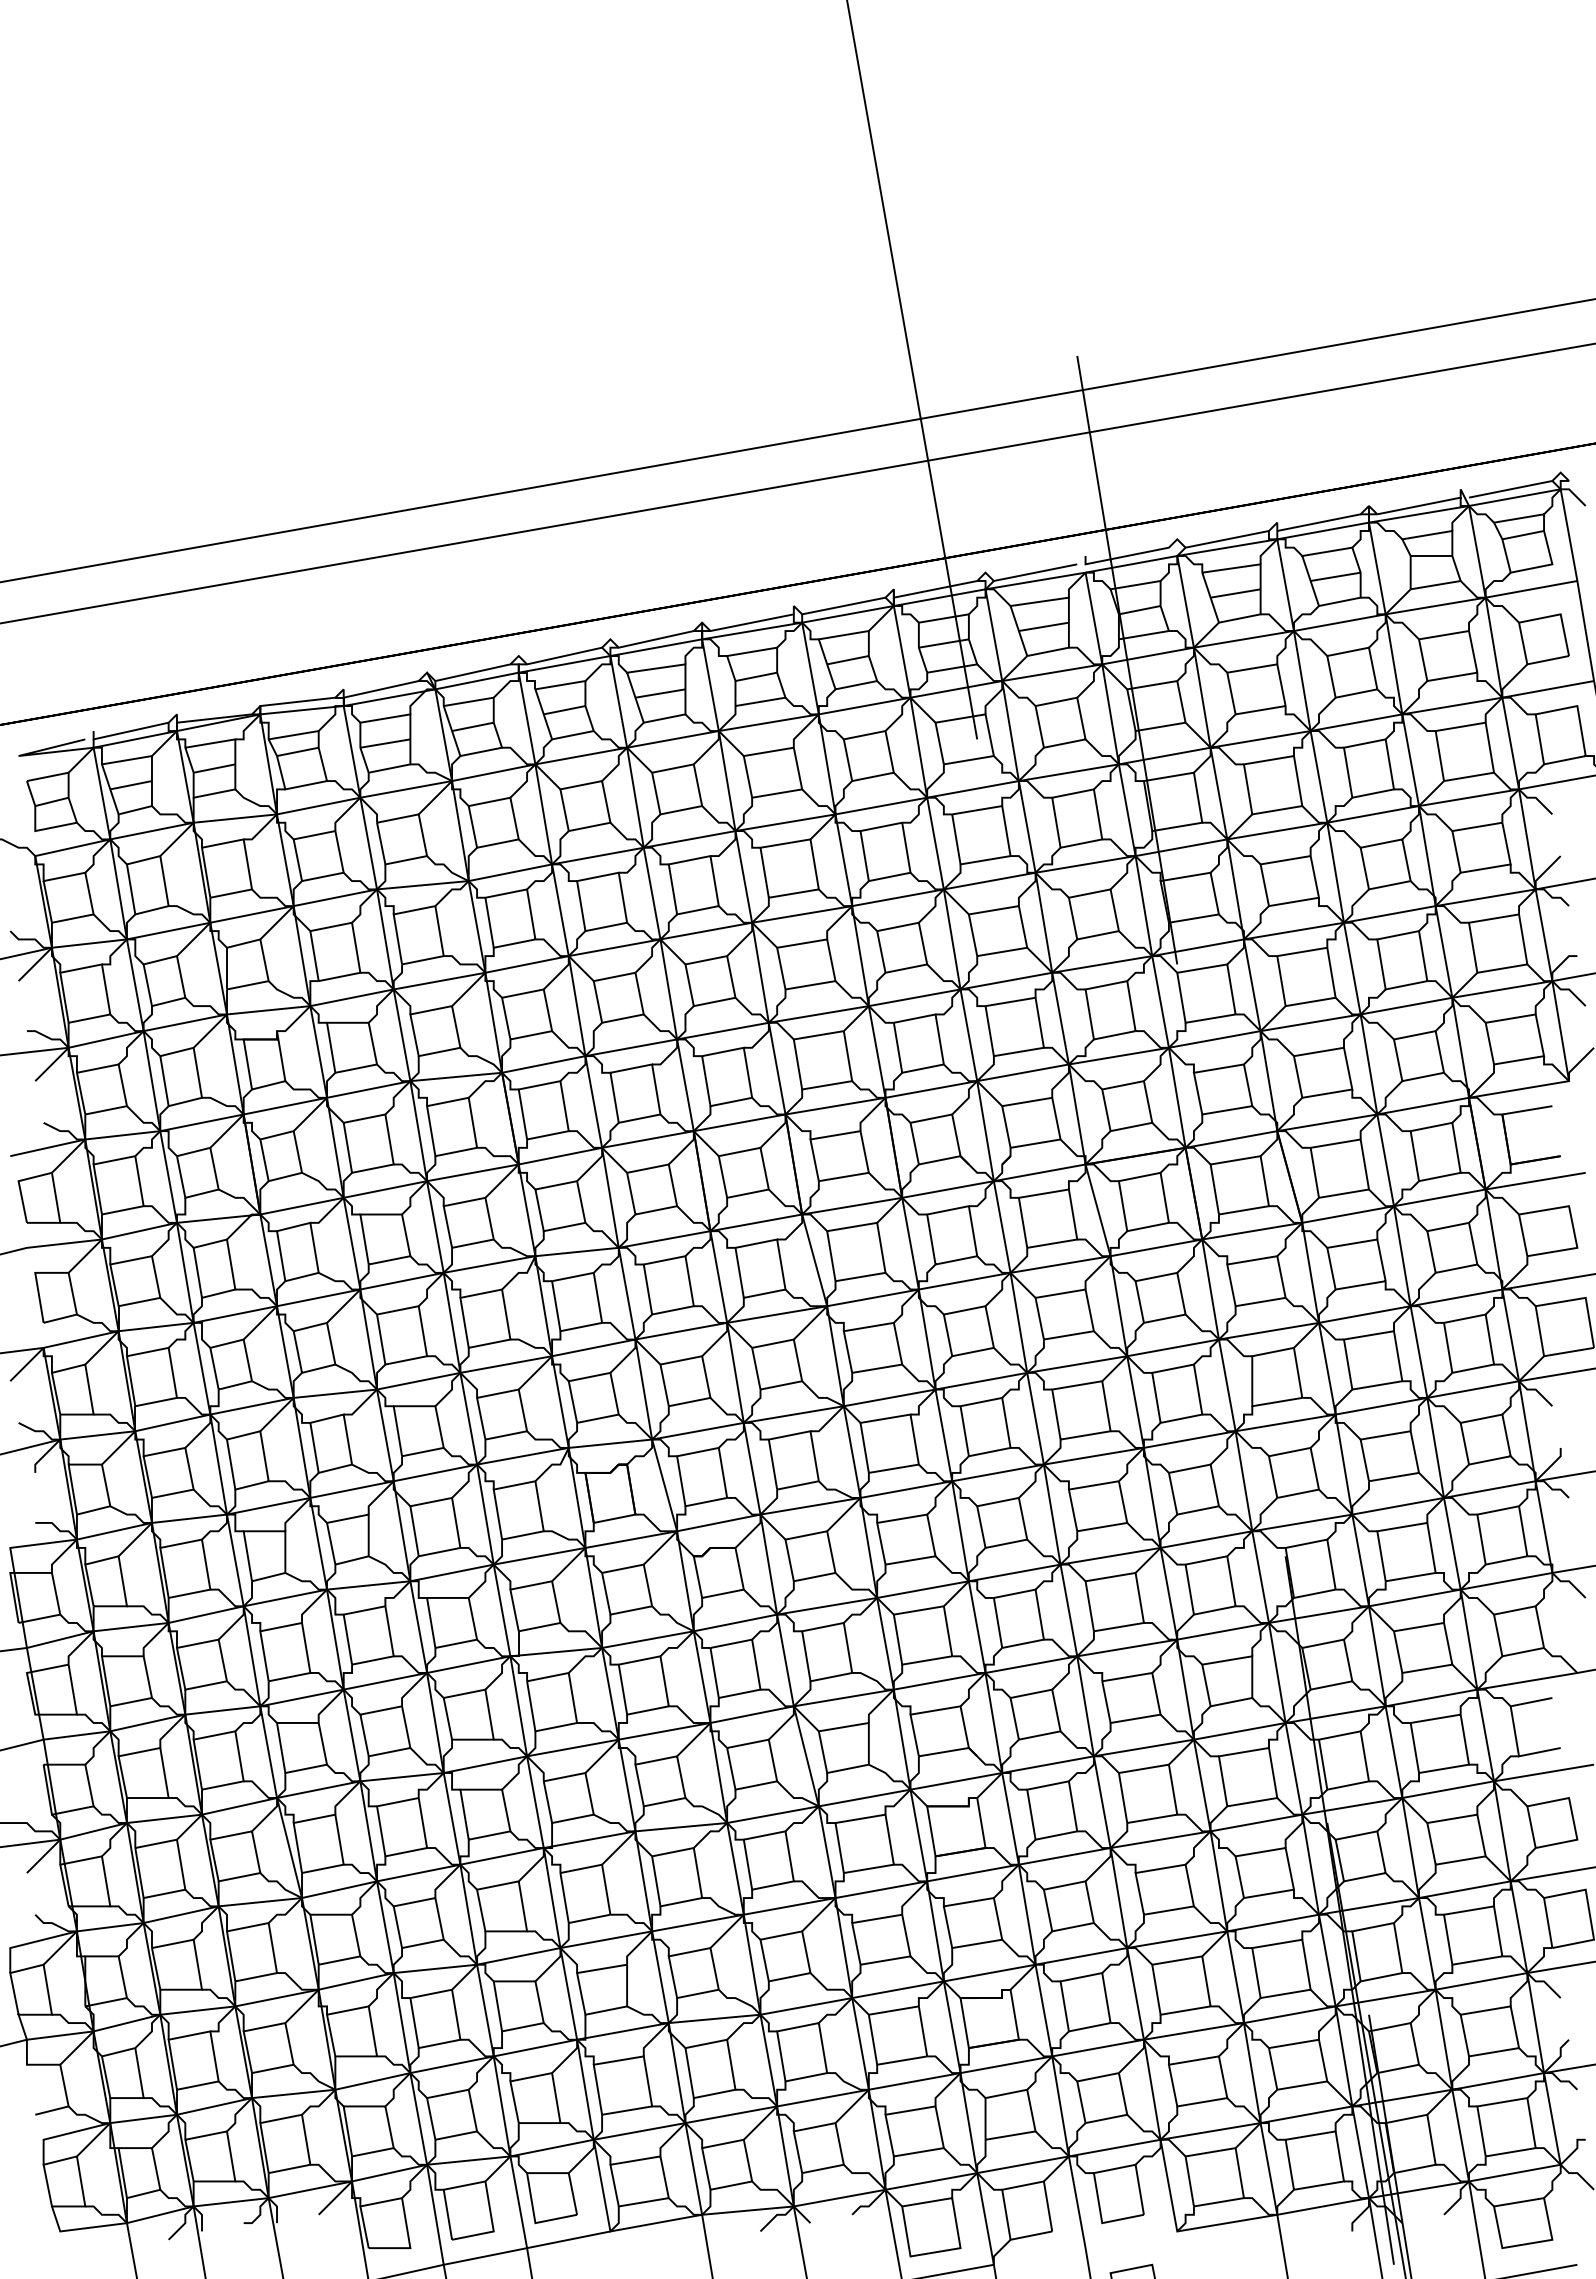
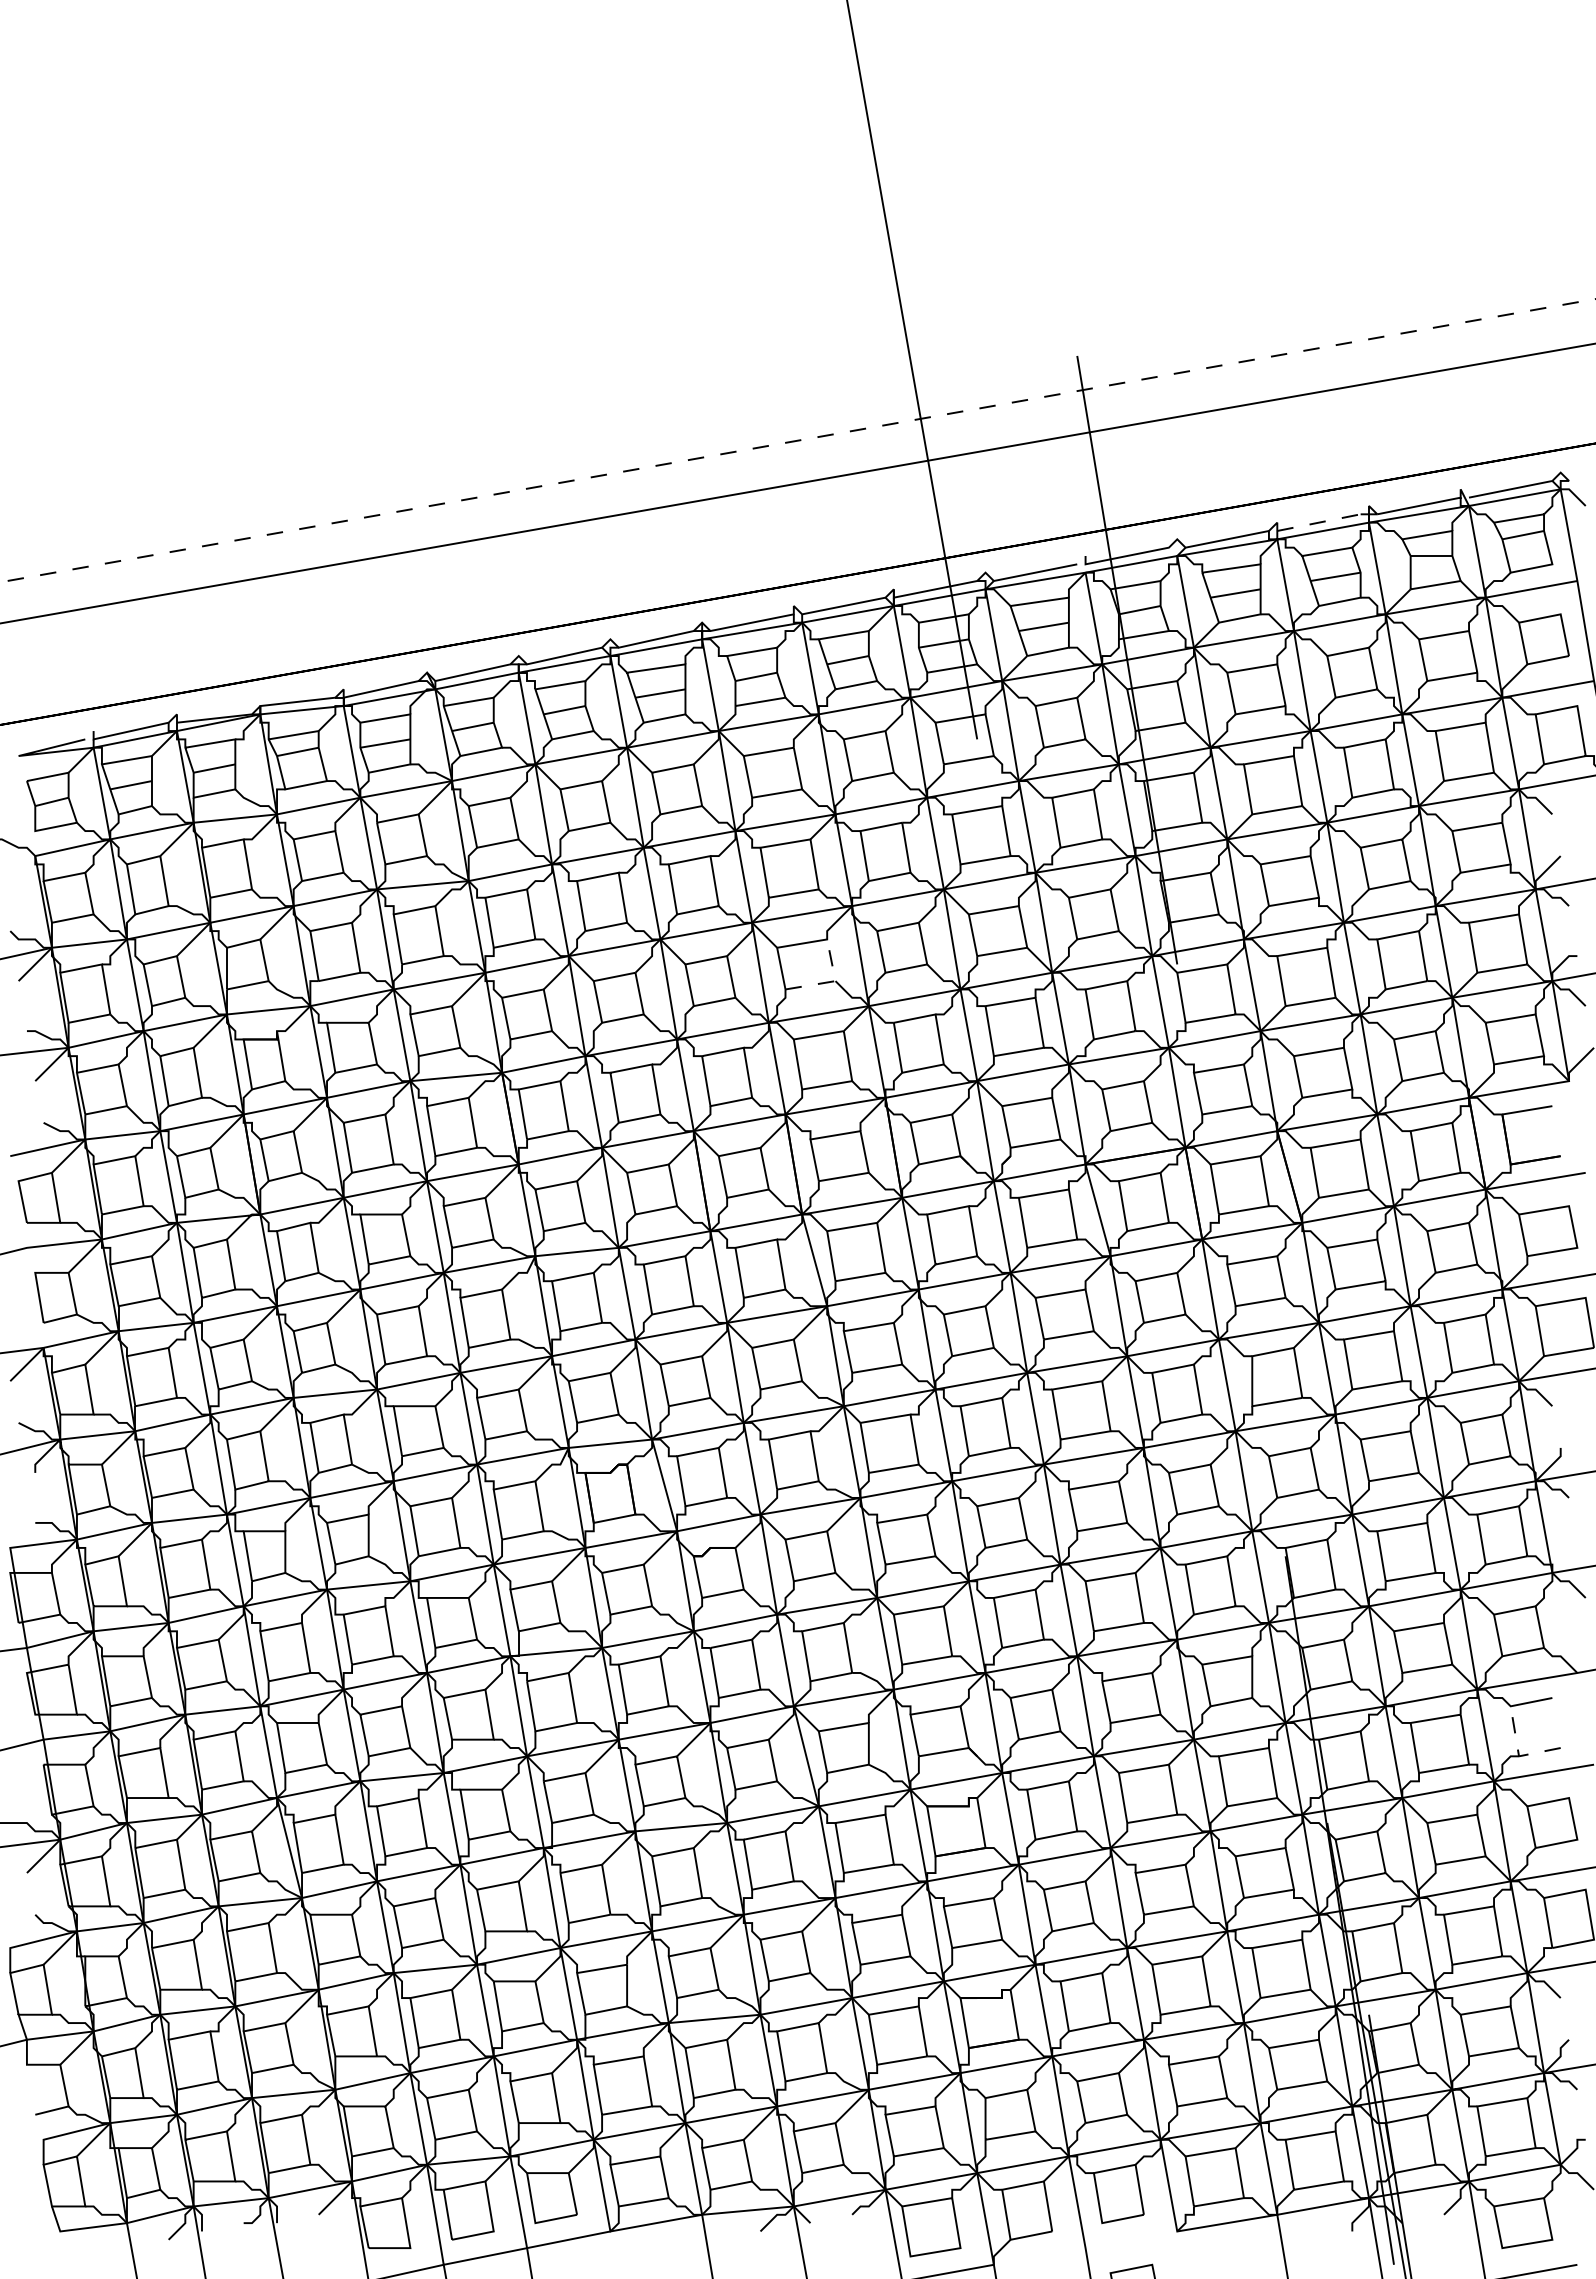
line: solid -> dashed (798, 440)
line: solid -> dashed (1325, 521)
line: solid -> dashed (832, 981)
line: solid -> dashed (1518, 1752)
